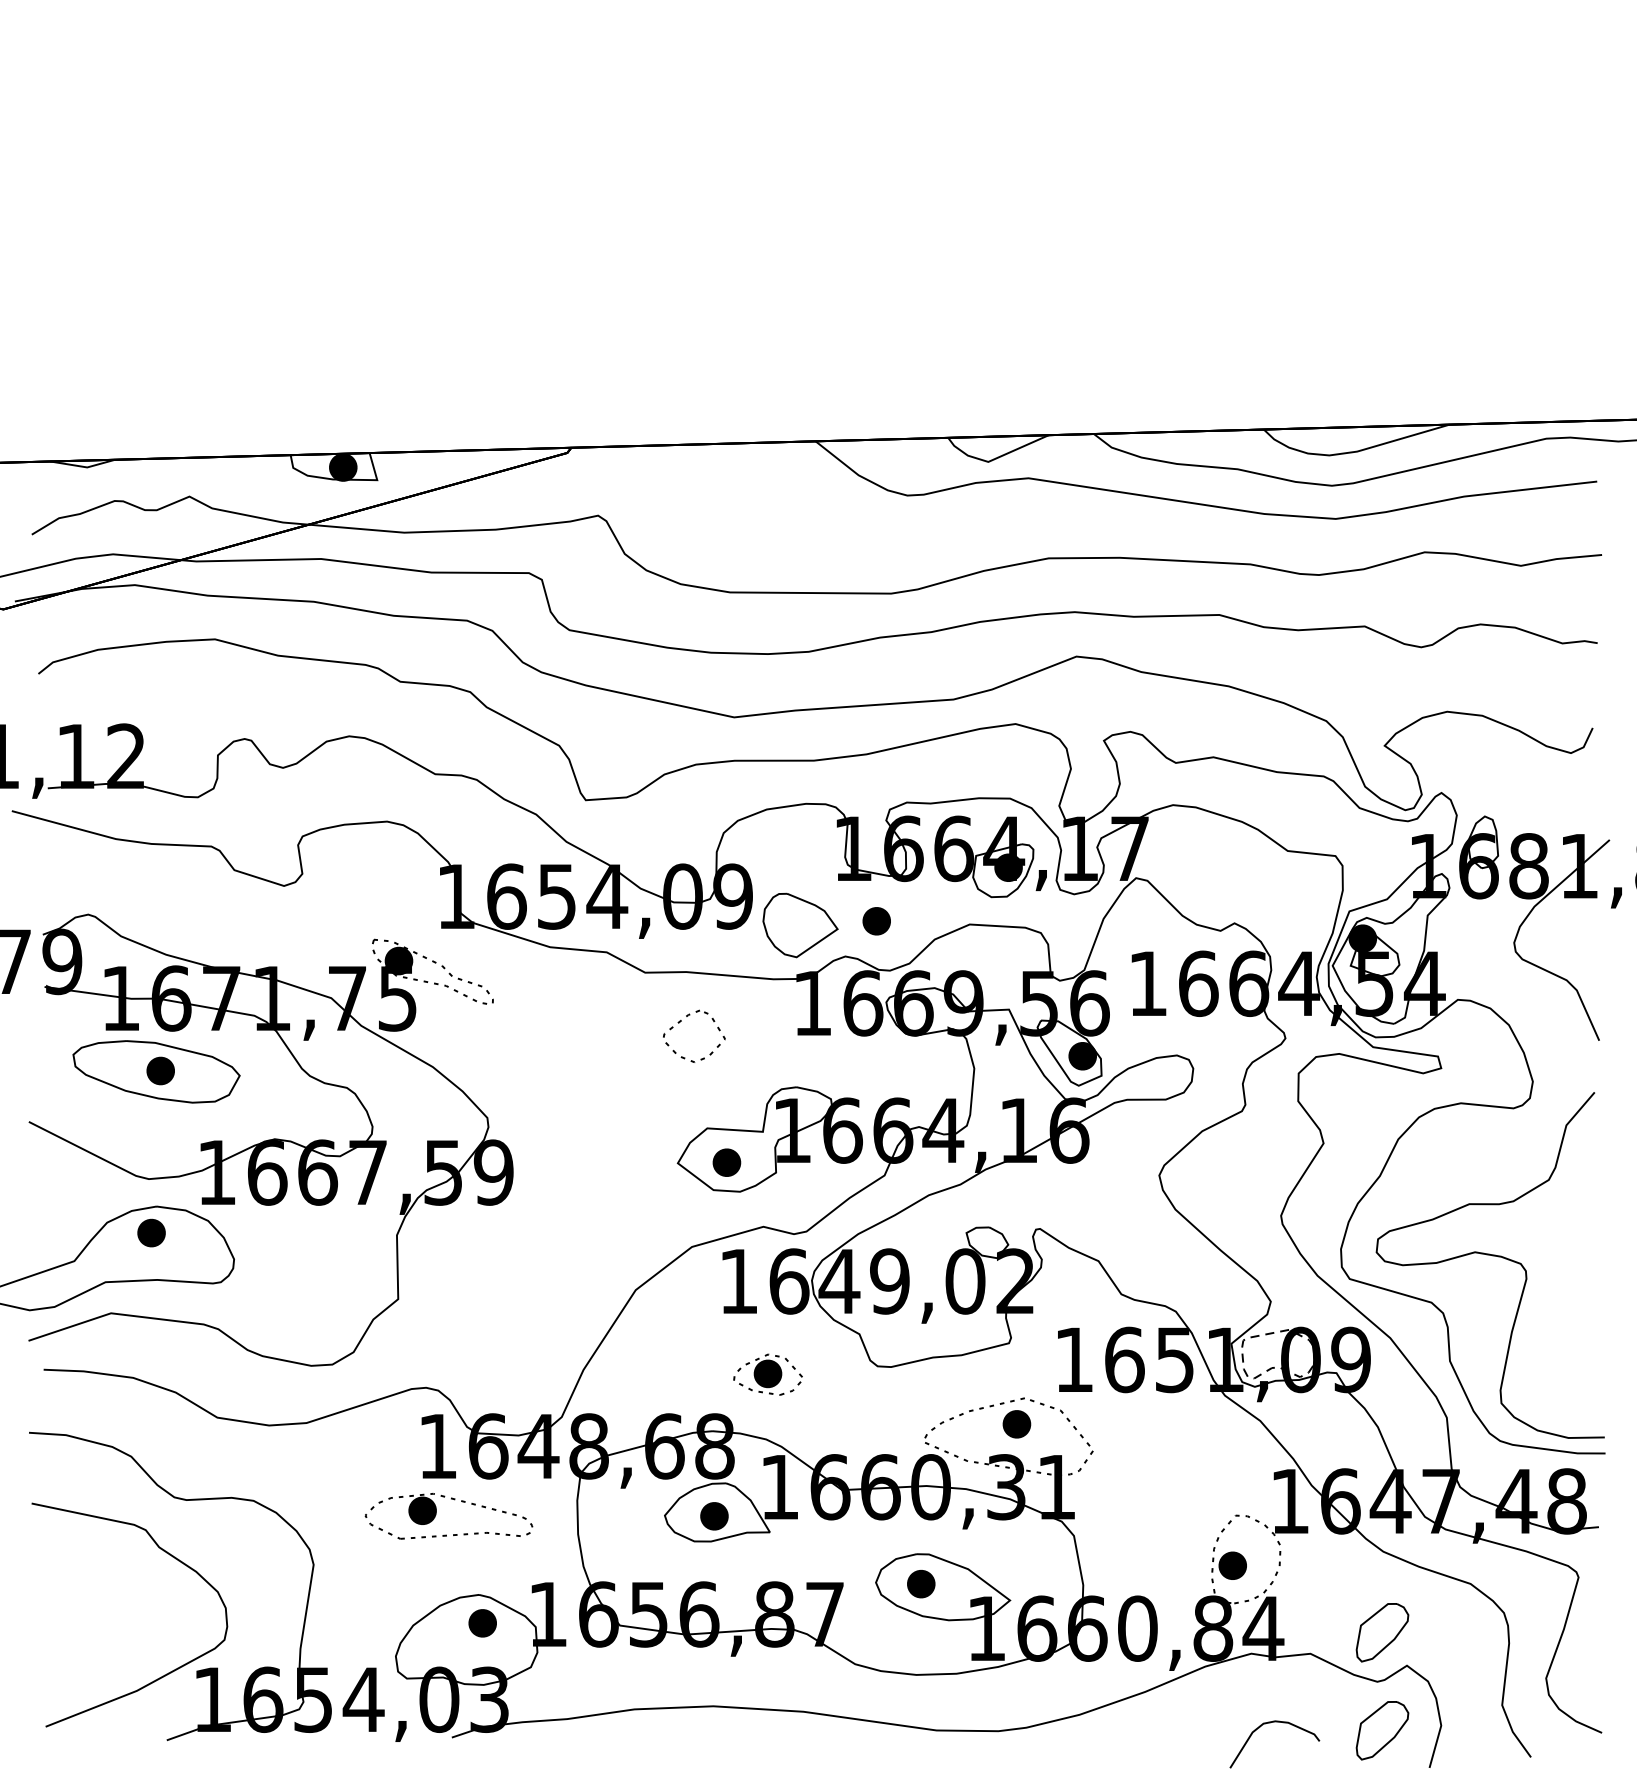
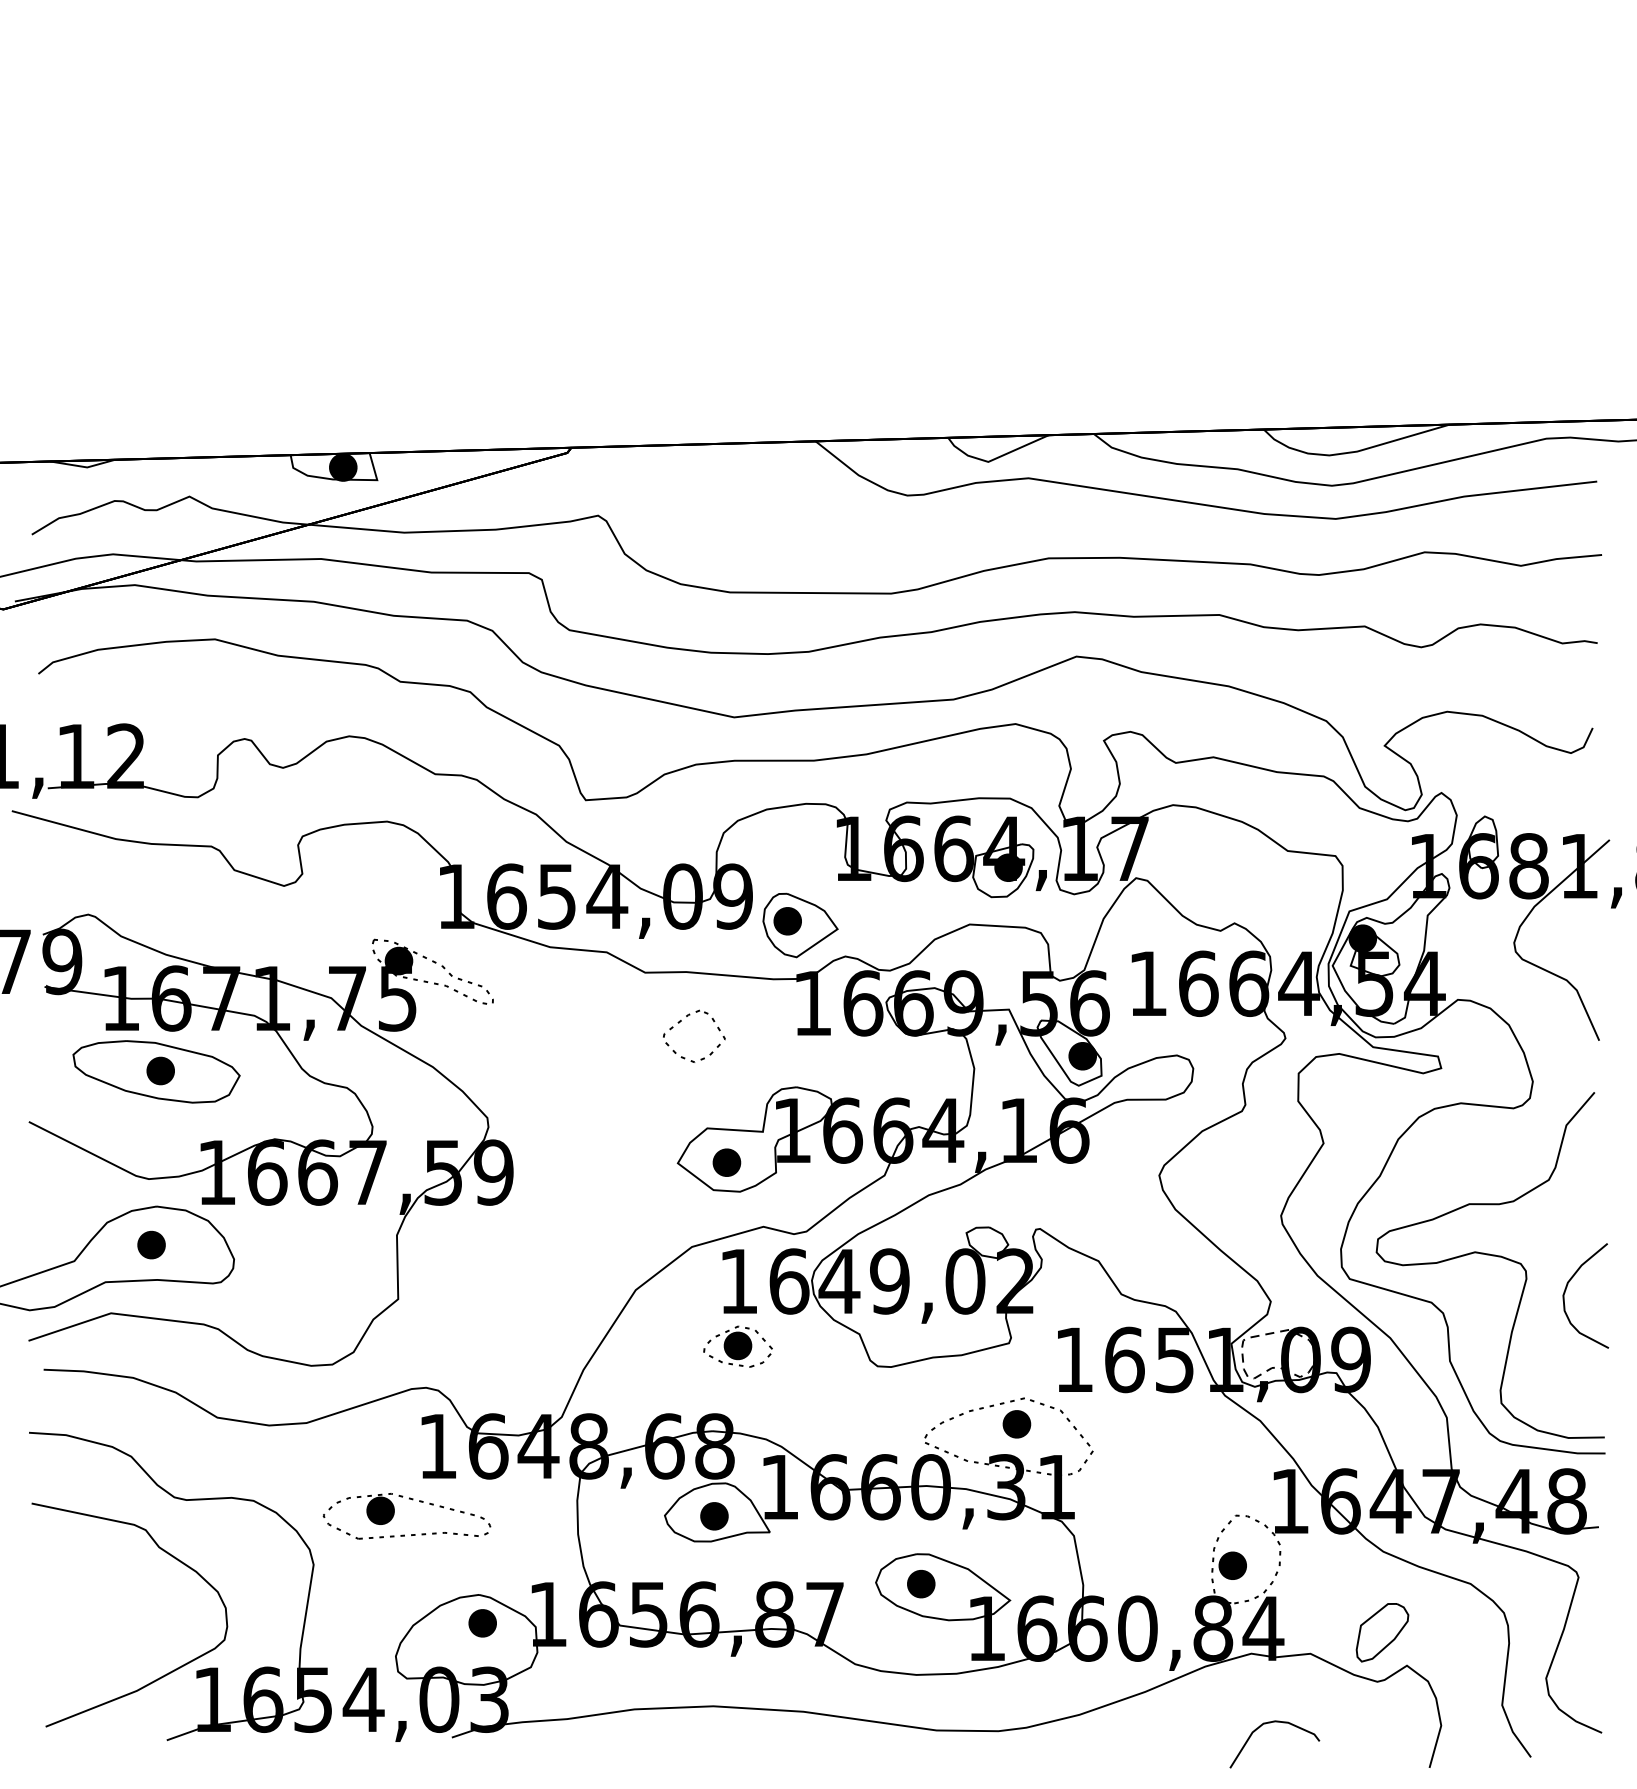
part position: (876, 921) -> (787, 921) (787, 921)
part position: (151, 1232) -> (151, 1244) (151, 1244)
curve: none -> present (1566, 1290)
part position: (767, 1374) -> (737, 1346) (737, 1346)
part position: (436, 1515) -> (394, 1515) (394, 1515)
part: present -> none (1382, 1730)
